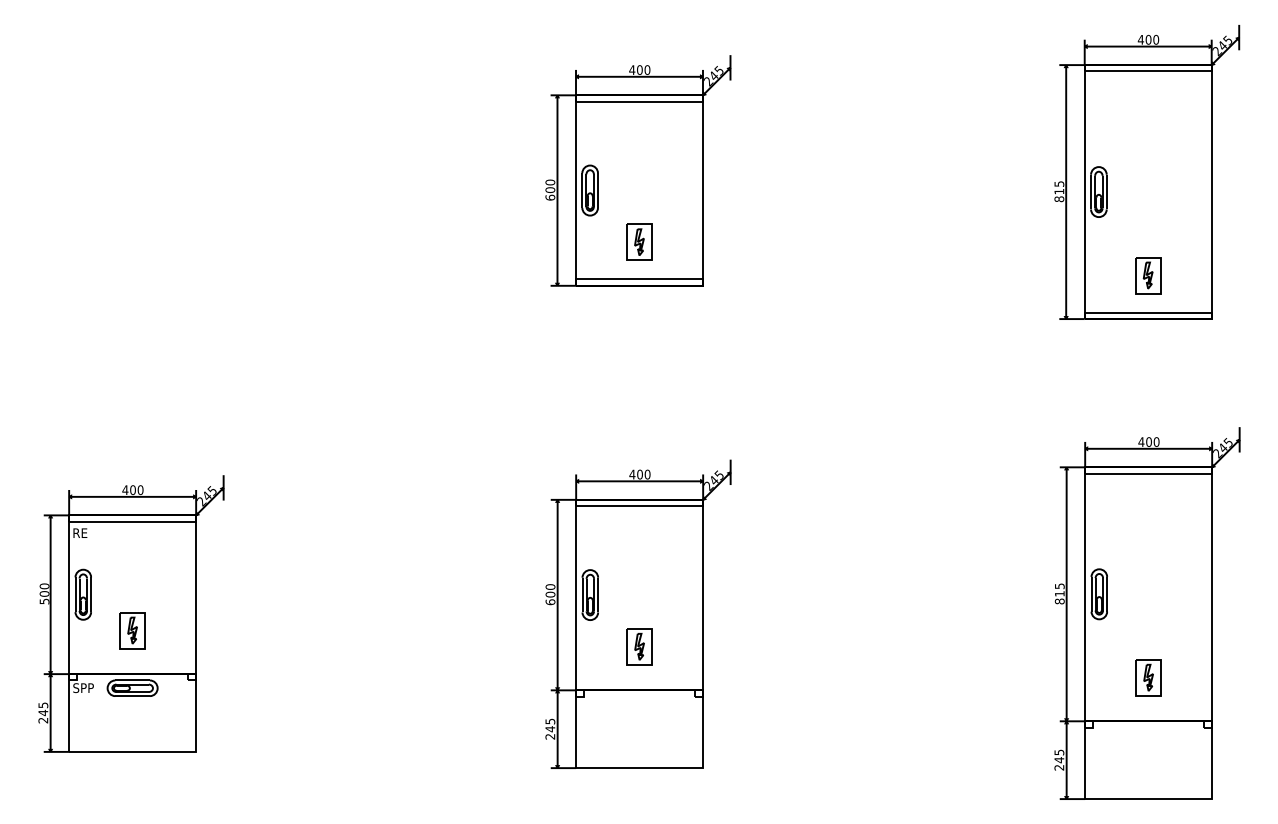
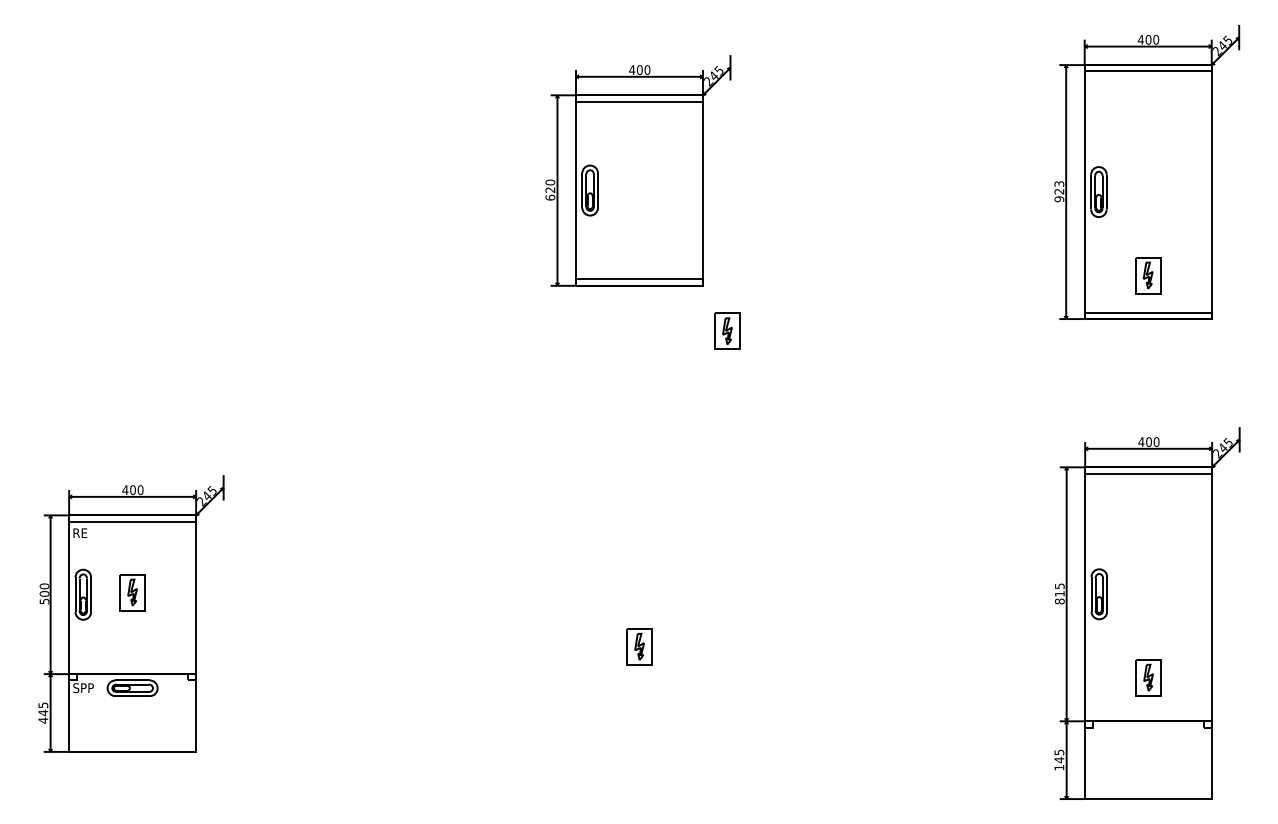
text: 600 -> 620 (550, 190)
text: 815 -> 923 (1059, 191)
part position: (639, 241) -> (727, 330) (727, 330)
part: present -> none (638, 613)
part position: (132, 630) -> (132, 592) (132, 592)
text: 245 -> 445 (43, 720)
text: 245 -> 145 (1059, 767)
